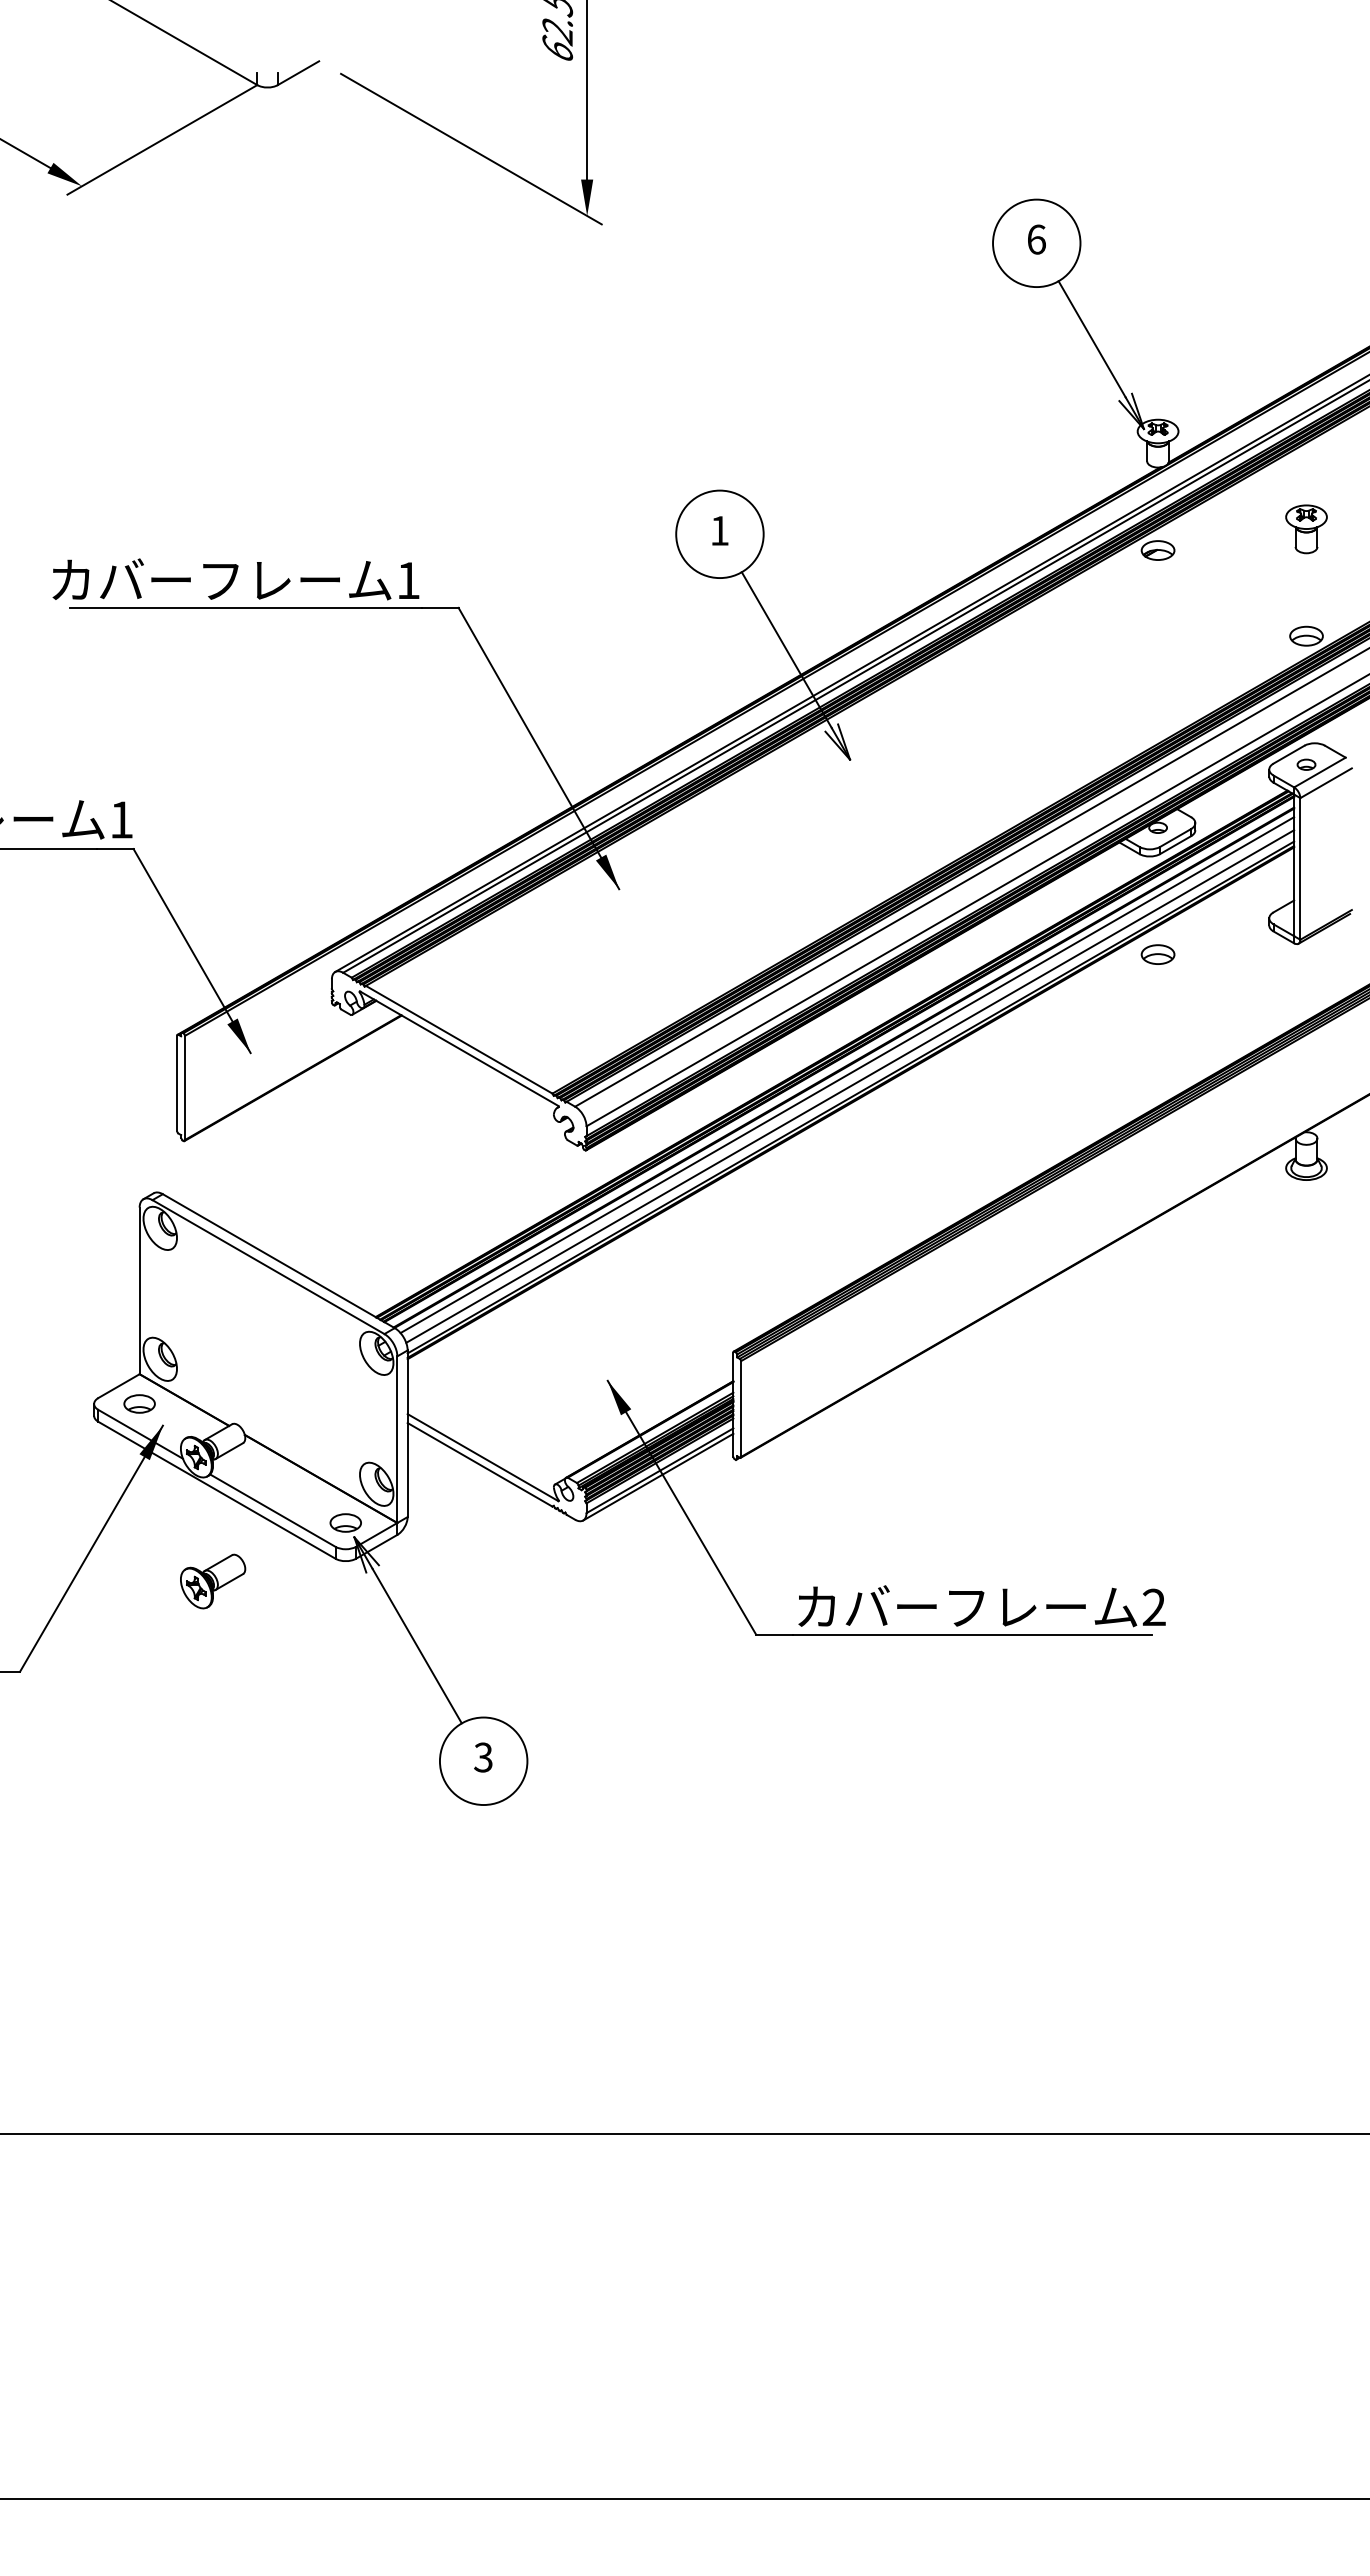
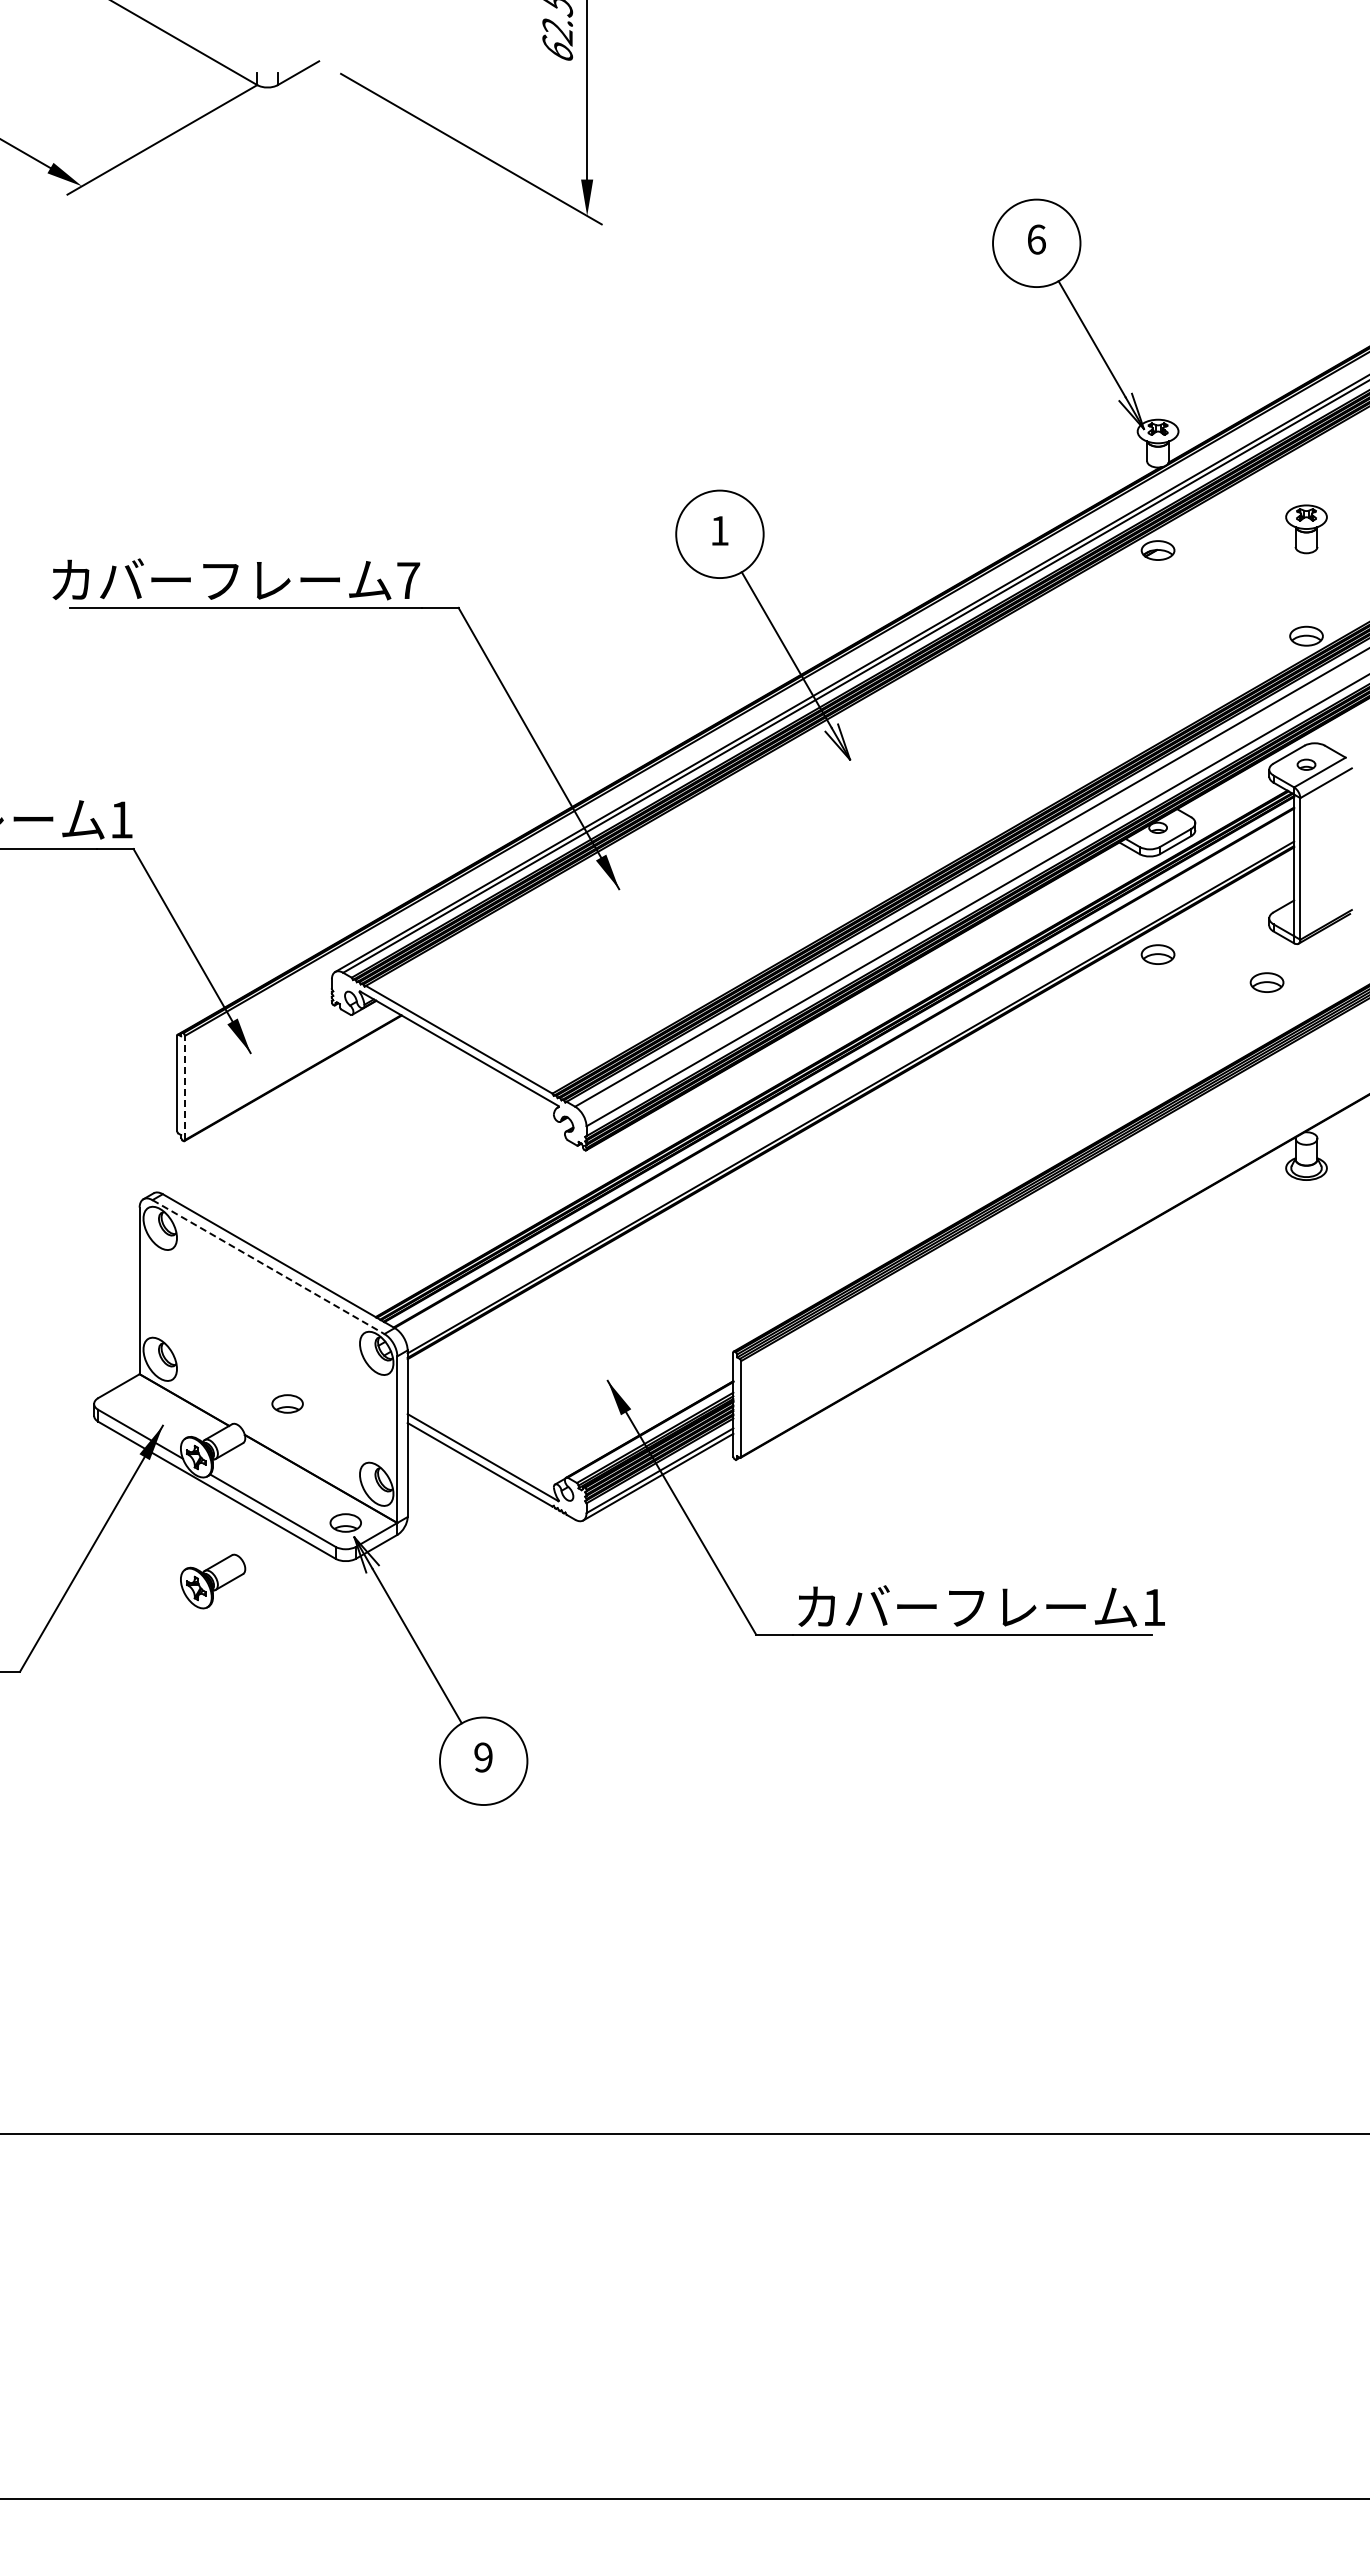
text: 1 -> 7 (408, 580)
part: none -> present (1266, 982)
line: present -> none (847, 1075)
line: present -> none (850, 1086)
line: solid -> dashed (185, 1087)
line: solid -> dashed (268, 1267)
part position: (139, 1403) -> (287, 1403) (287, 1403)
text: 2 -> 1 (1153, 1606)
text: 3 -> 9 (483, 1757)
